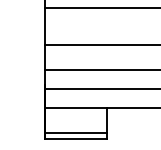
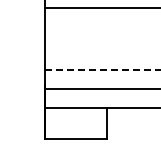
line: present -> none (100, 45)
line: solid -> dashed (102, 70)
line: present -> none (76, 132)
